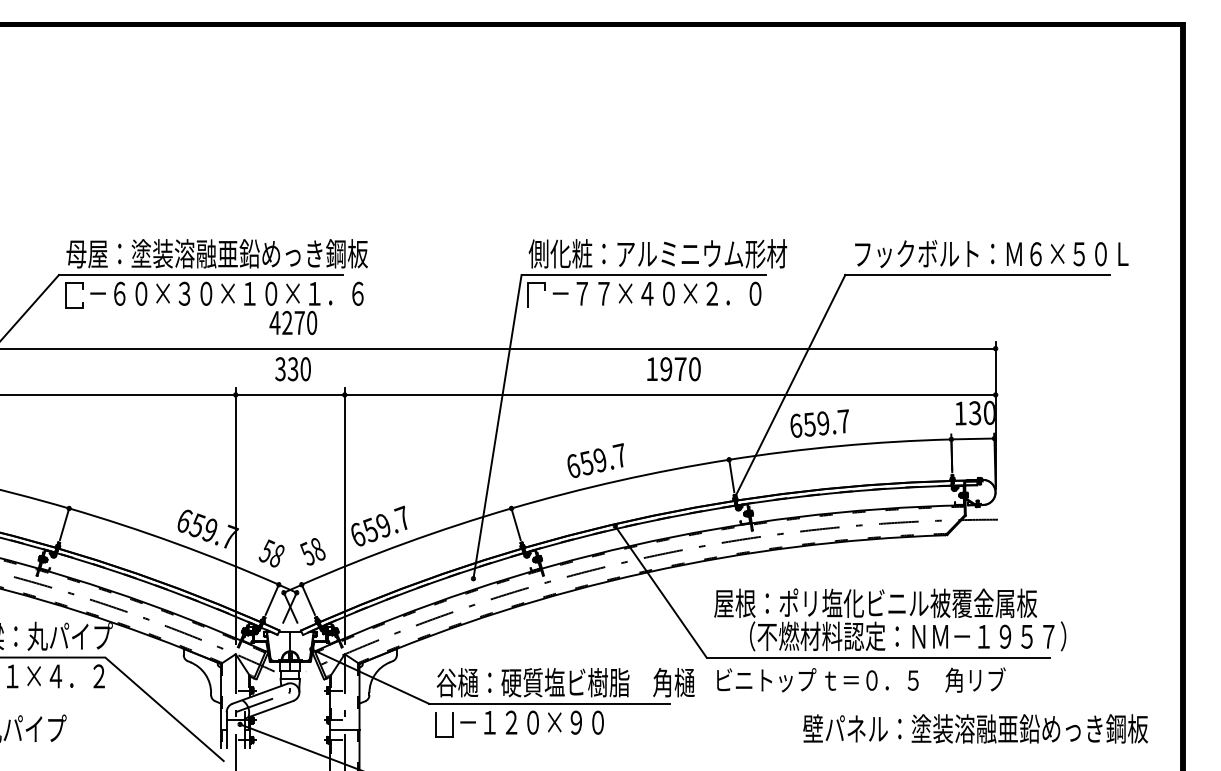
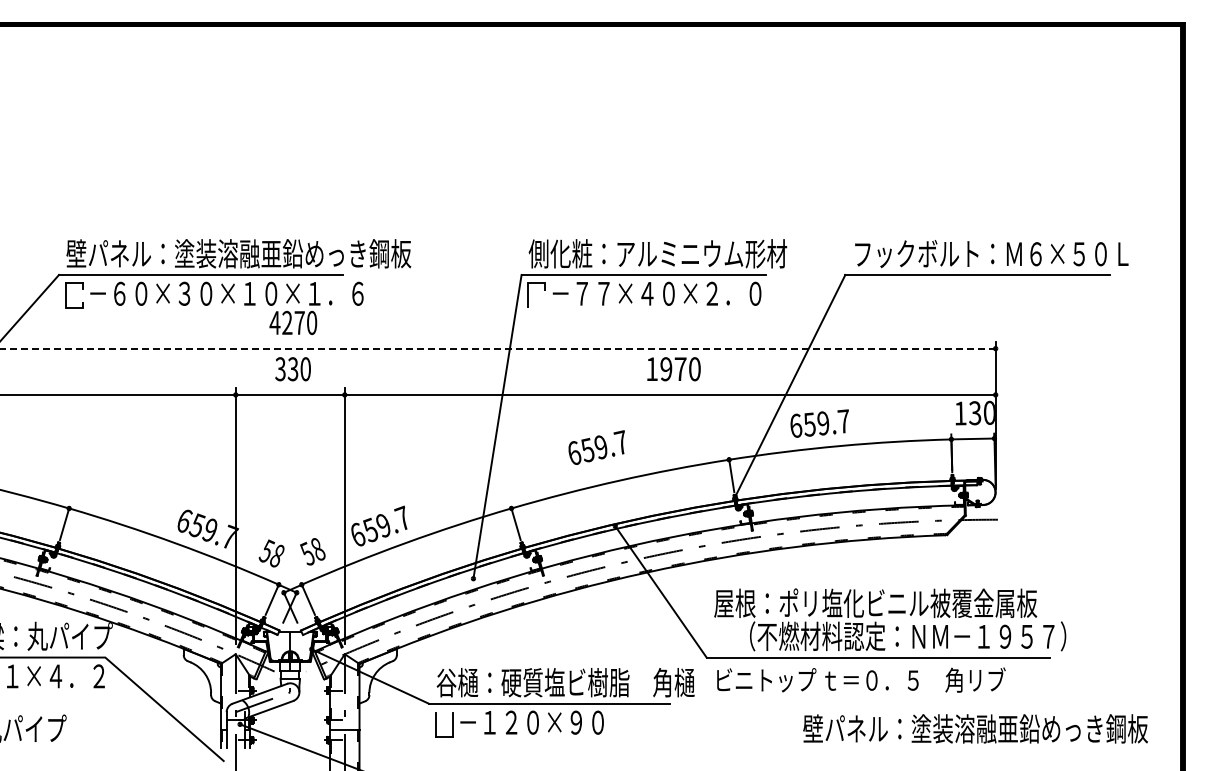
text: 母屋：塗装溶融亜鉛めっき鋼板 -> 壁パネル：塗装溶融亜鉛めっき鋼板 (238, 253)
line: solid -> dashed (497, 348)
text position: (595, 460) -> (596, 447) (596, 447)
